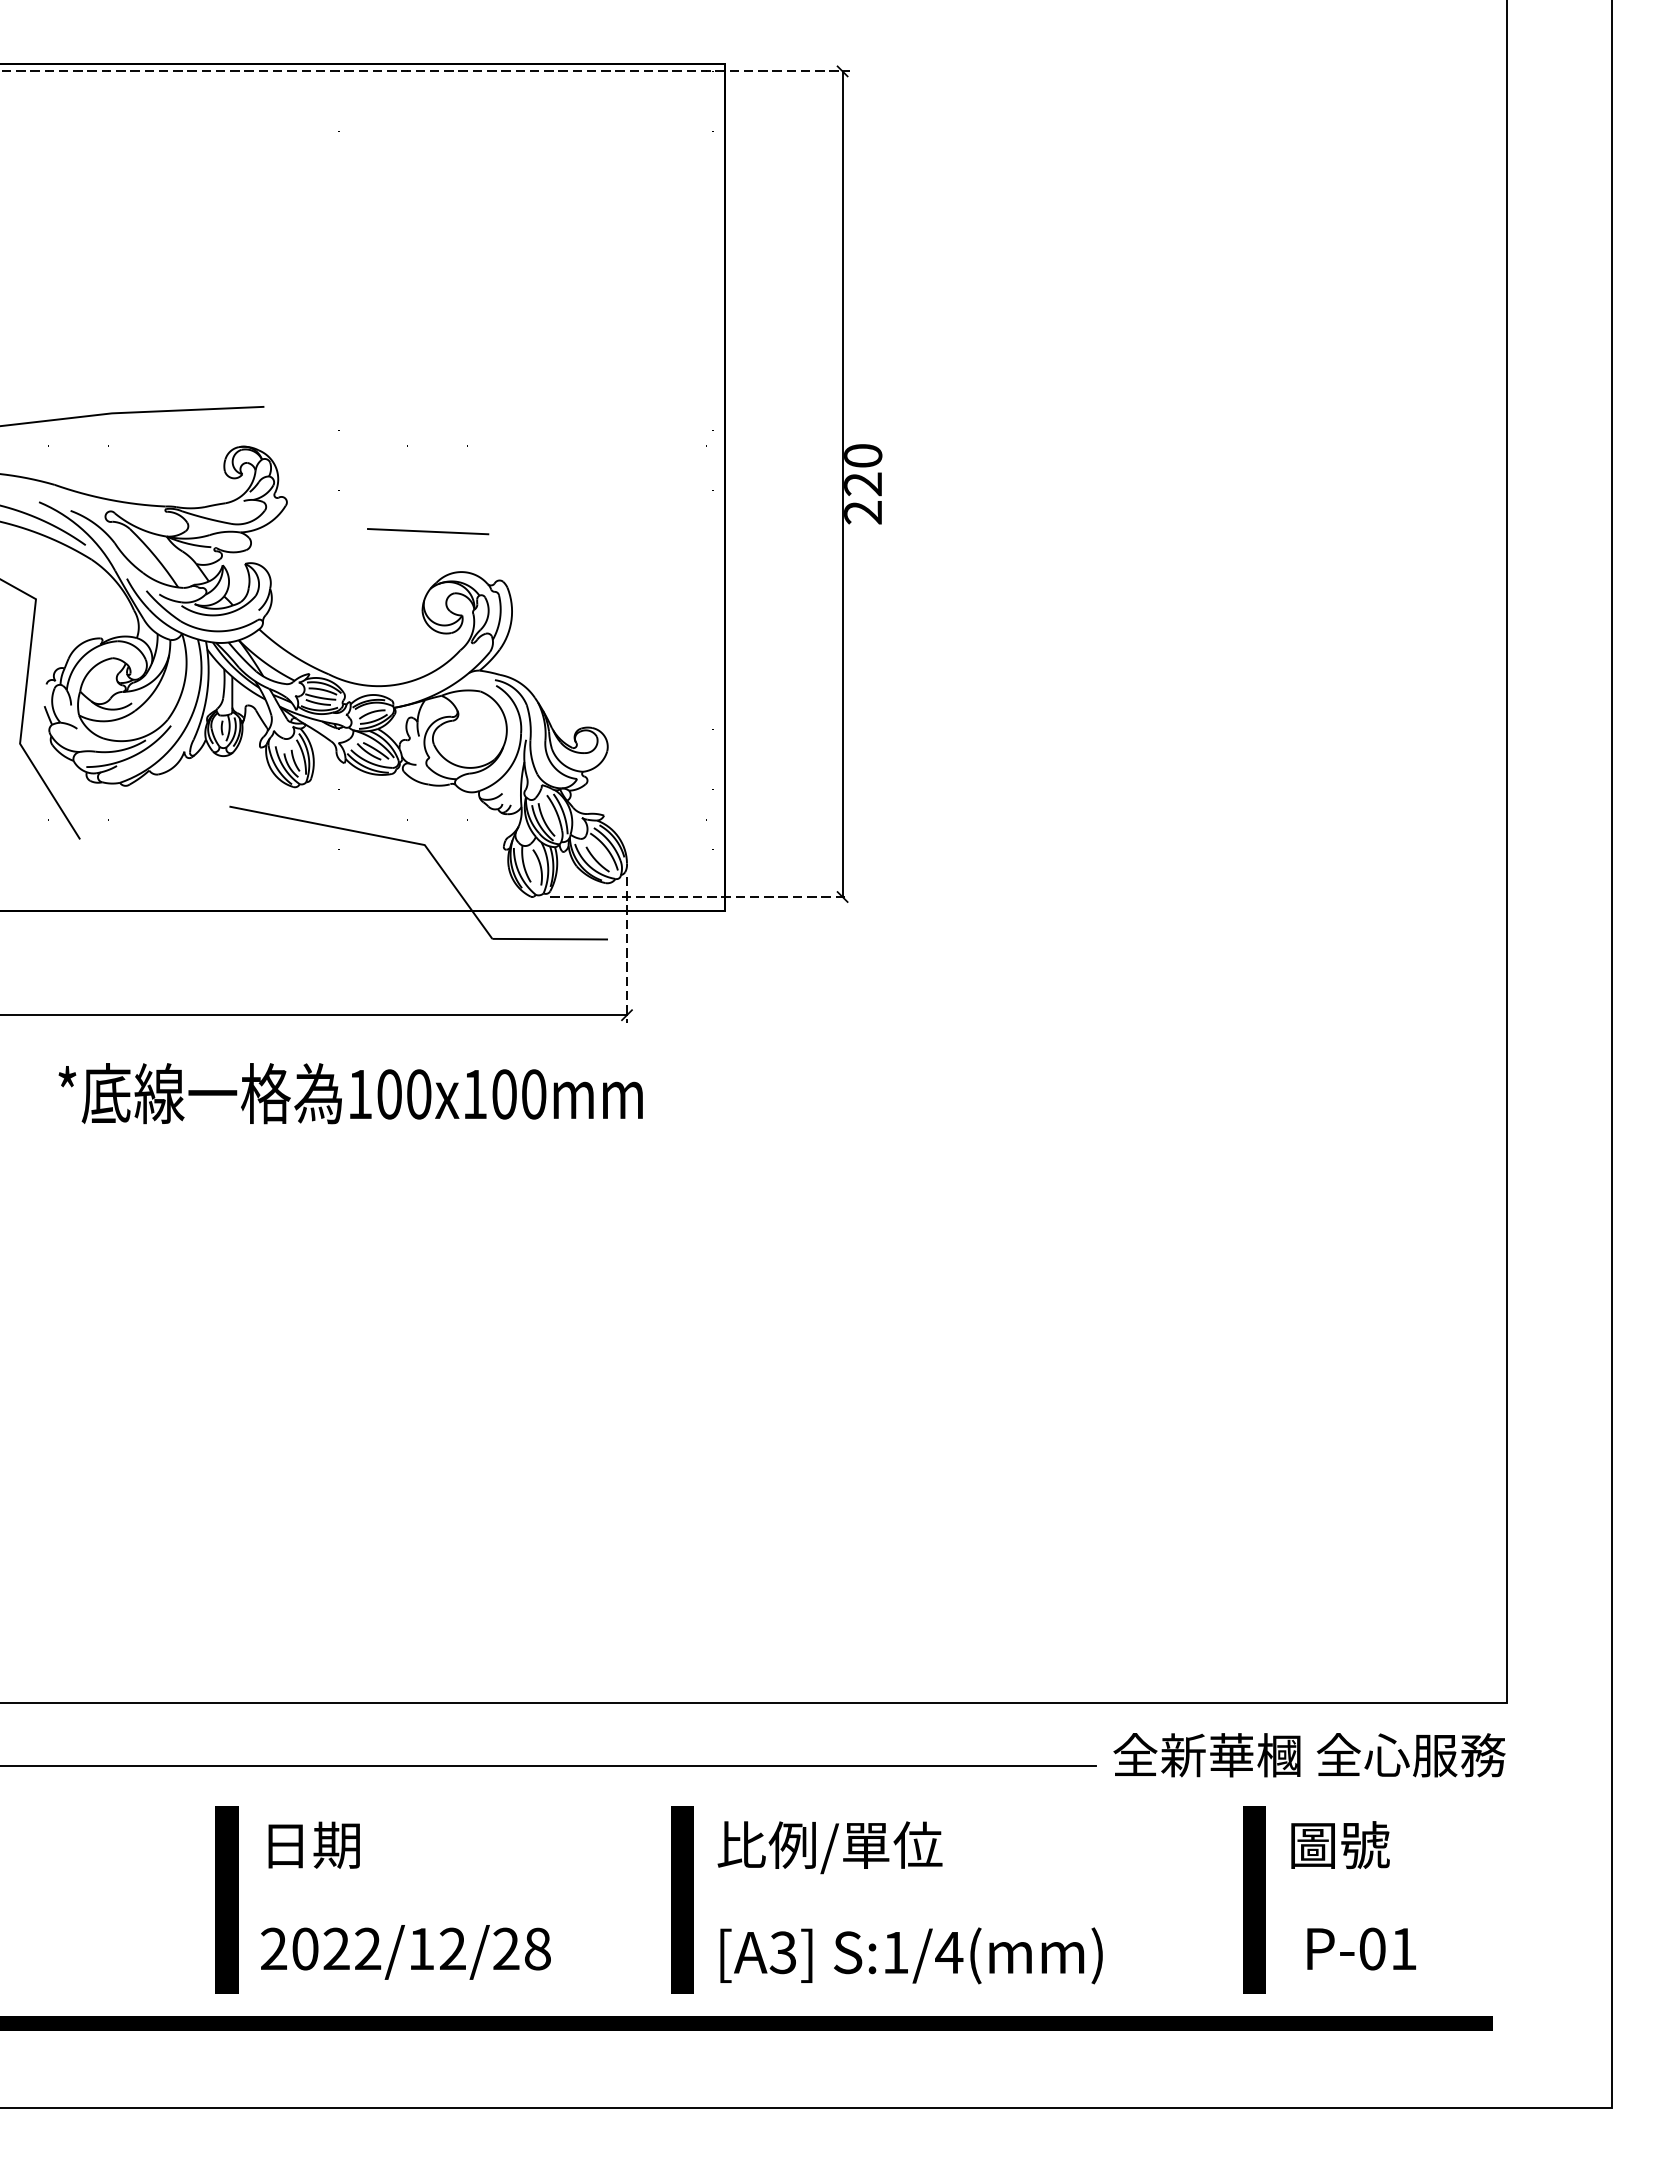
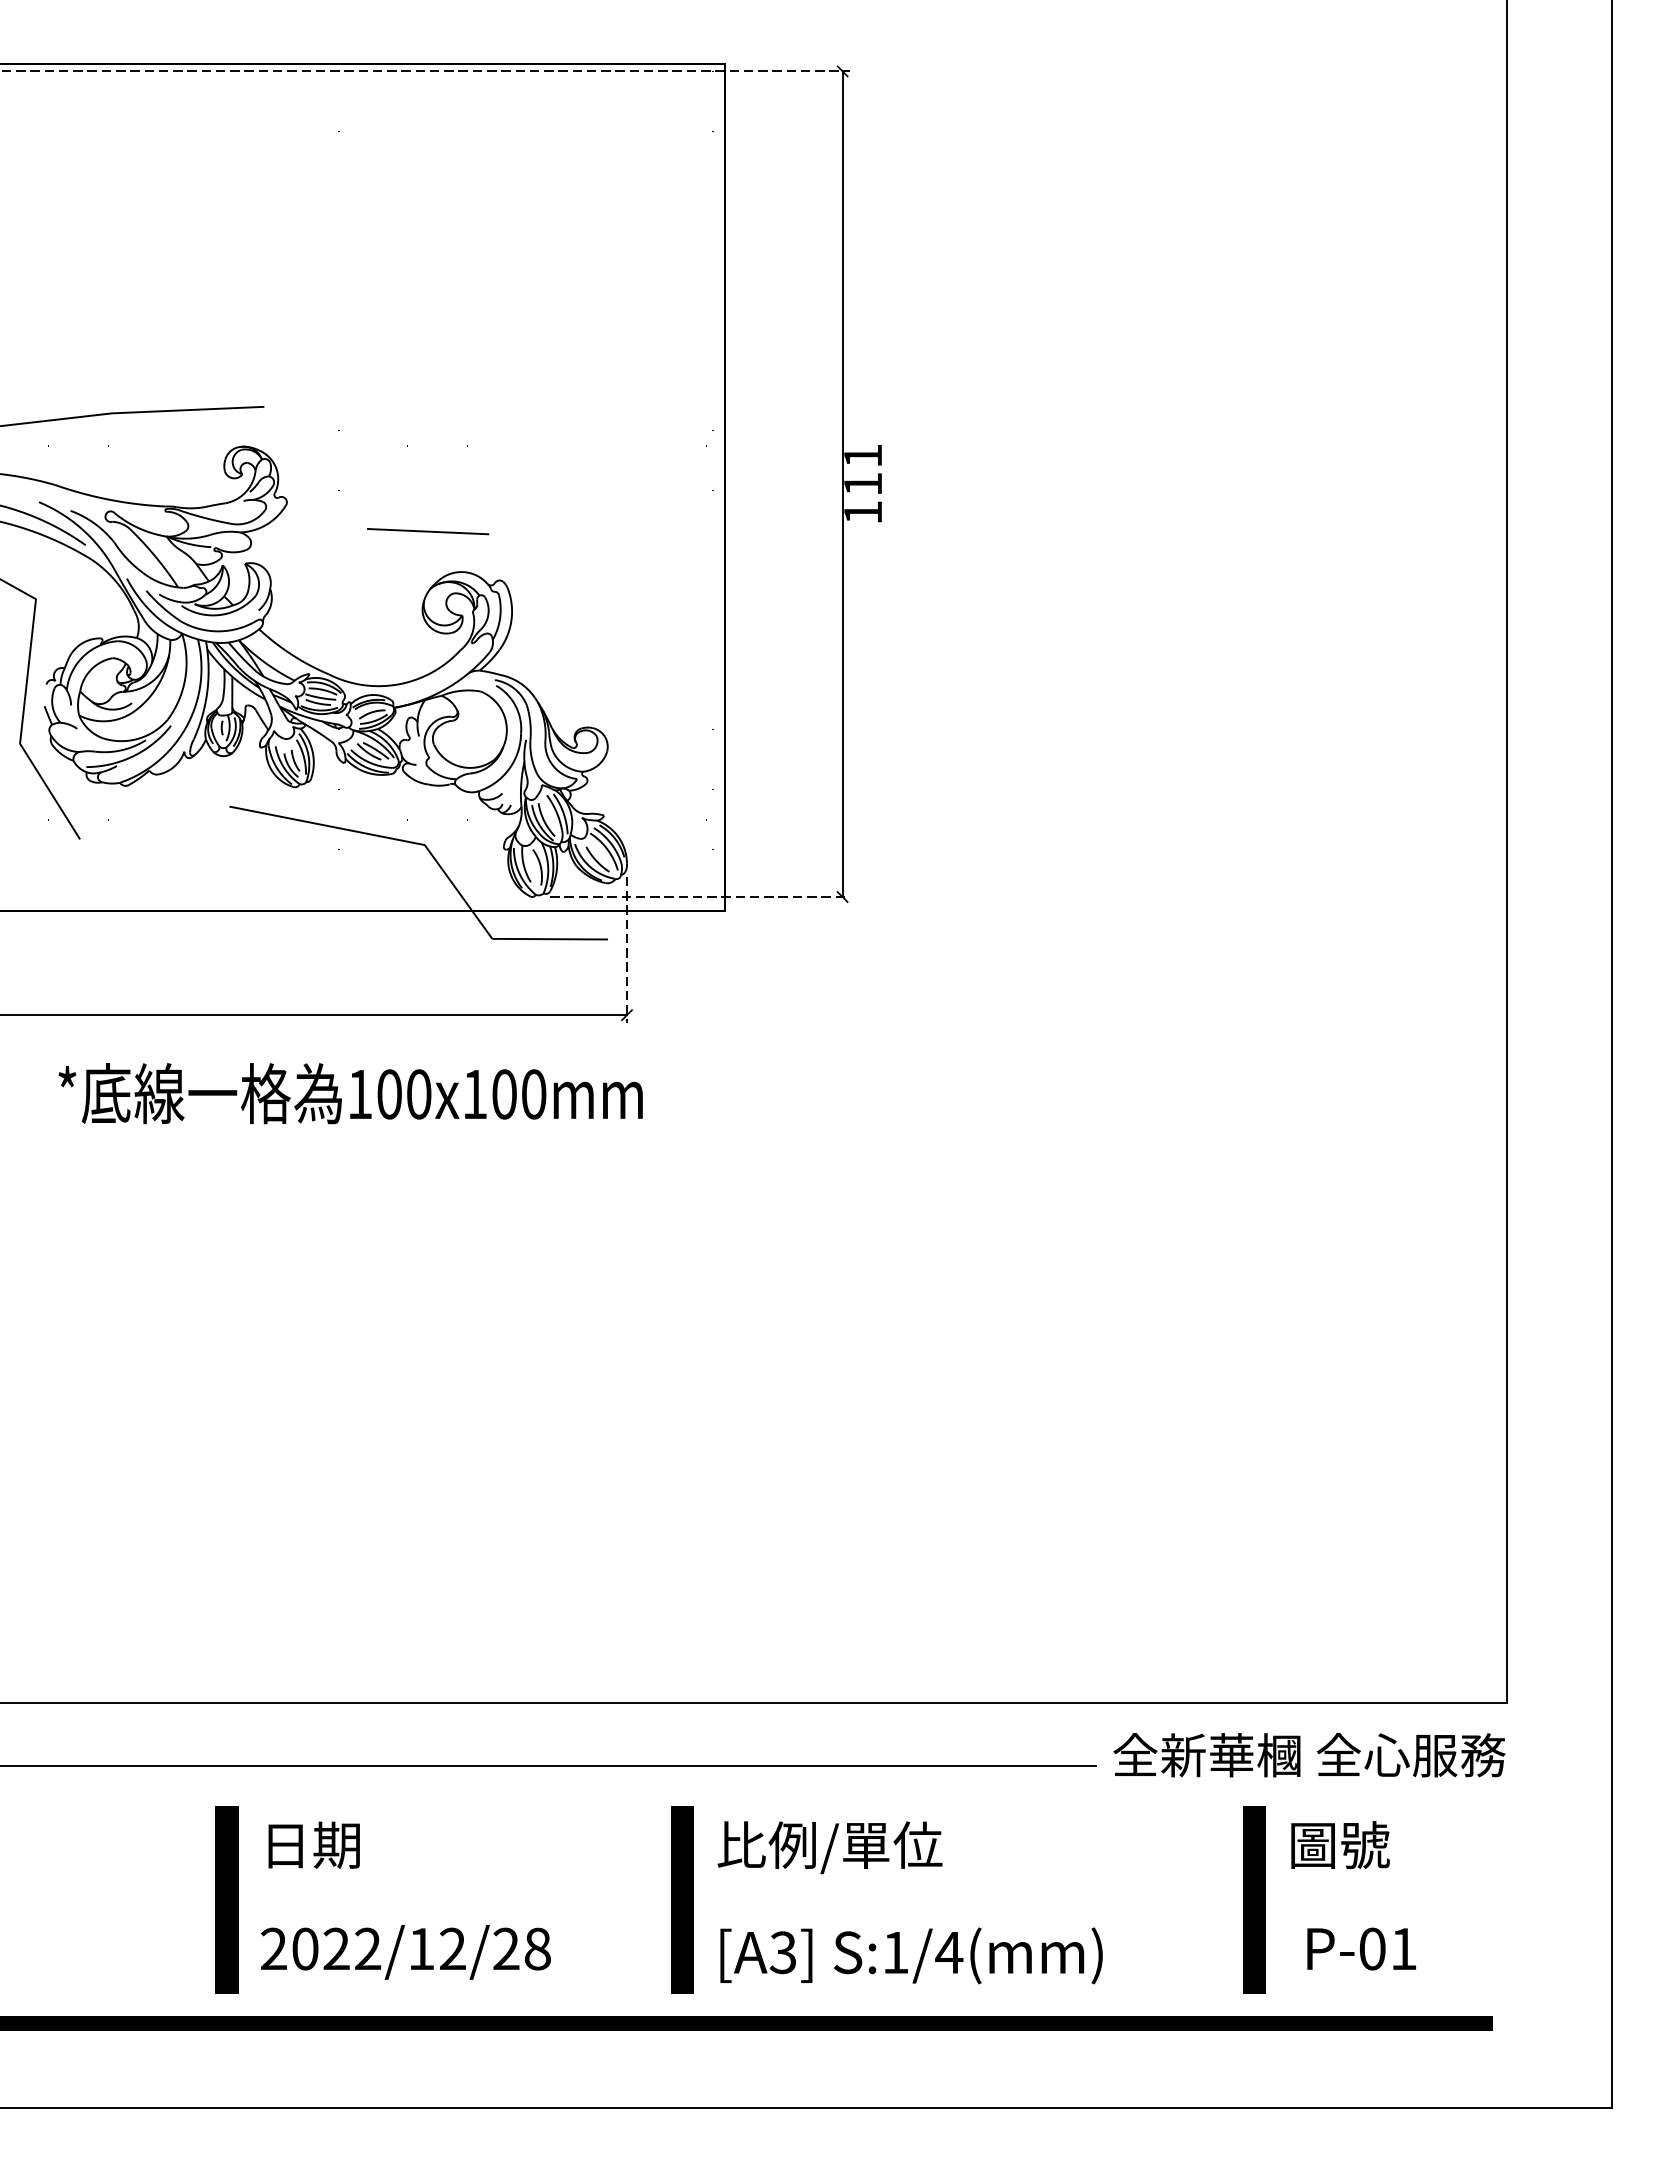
text: 220 -> 111 (863, 484)
